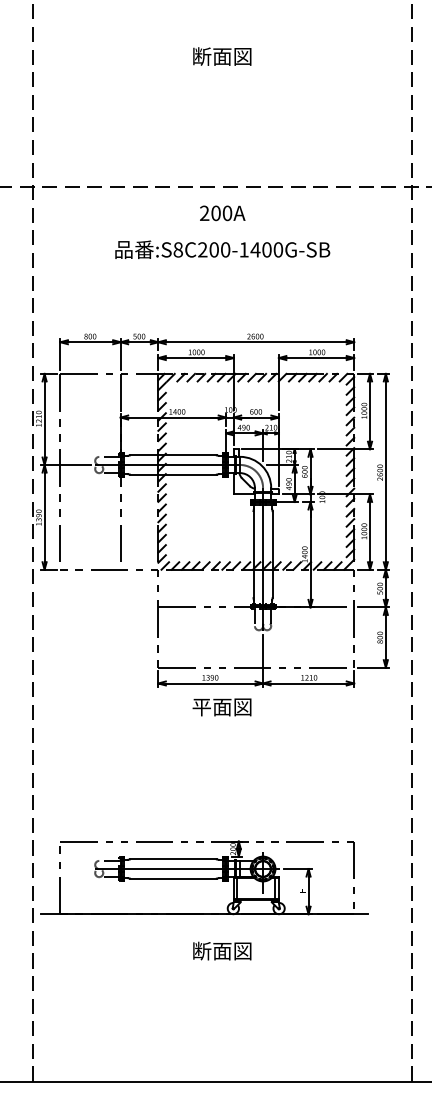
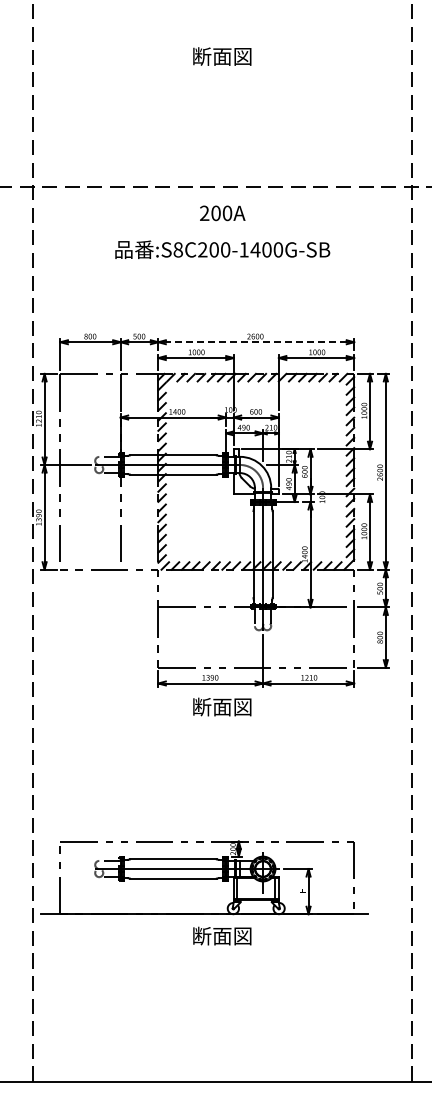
line: solid -> dashed (255, 342)
text: 平面図 -> 断面図 (201, 706)
text position: (222, 950) -> (222, 935) (222, 935)
